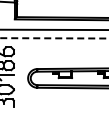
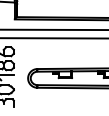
line: dashed -> solid (54, 38)
